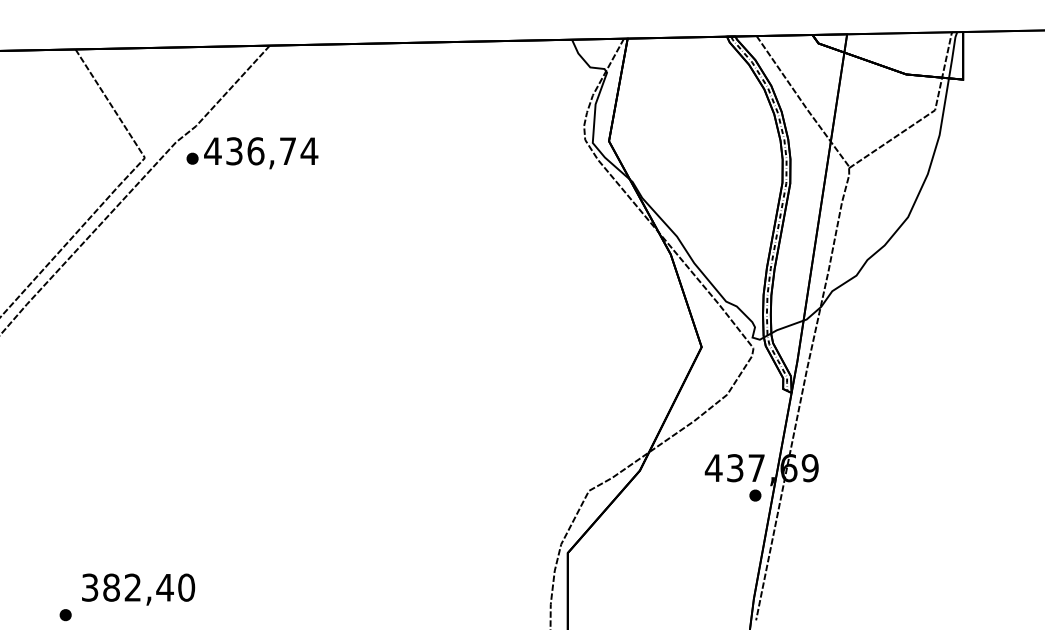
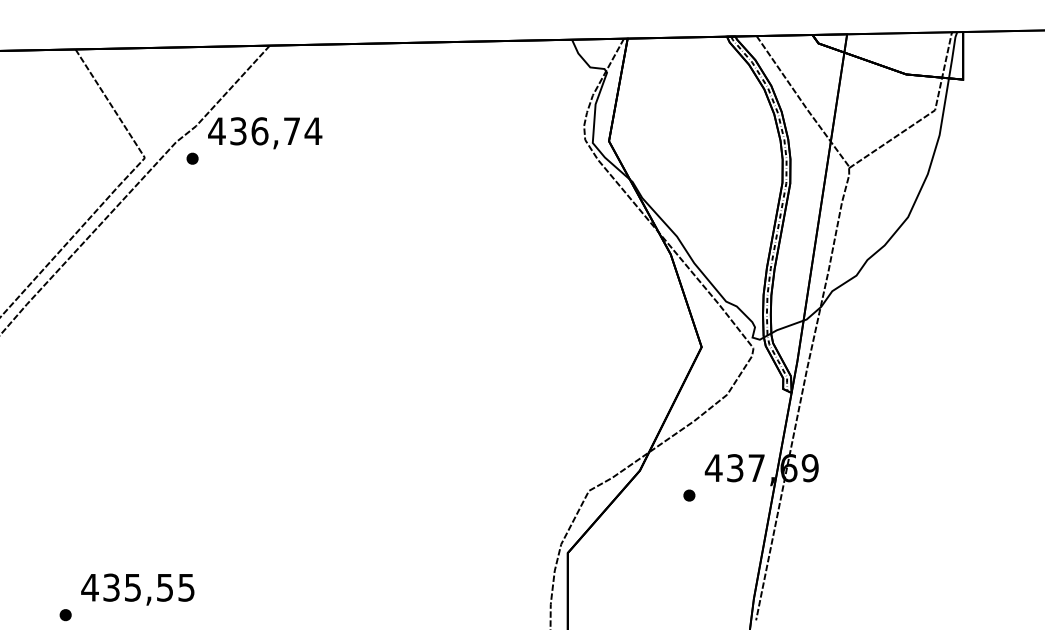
text position: (261, 153) -> (265, 133) (265, 133)
part position: (755, 495) -> (689, 495) (689, 495)
text: 382,40 -> 435,55 (138, 587)
